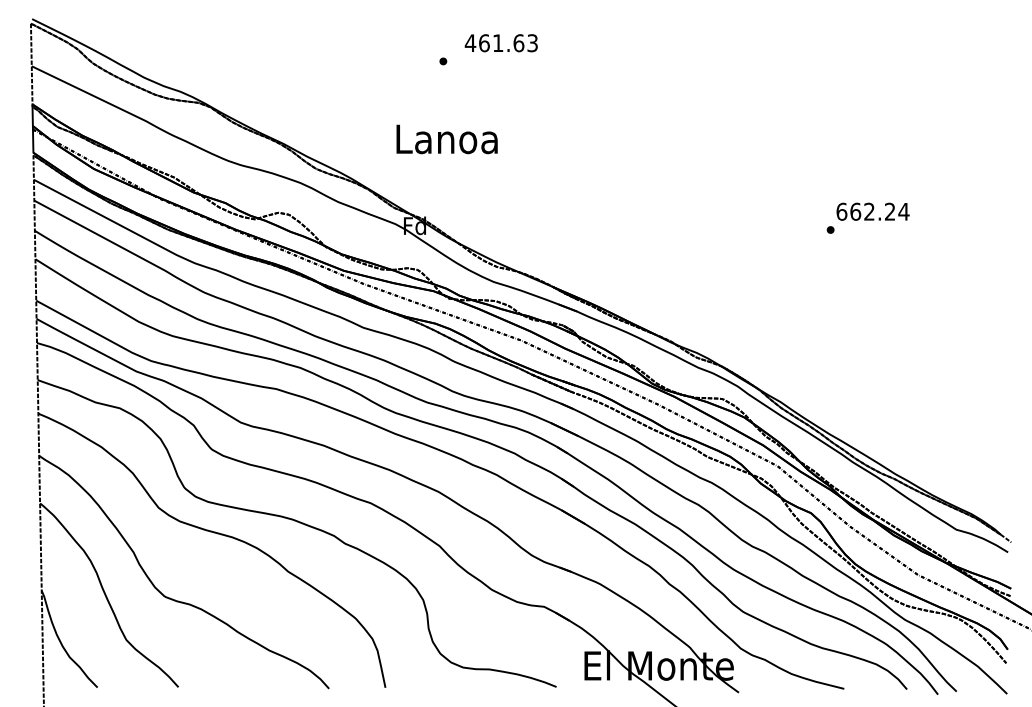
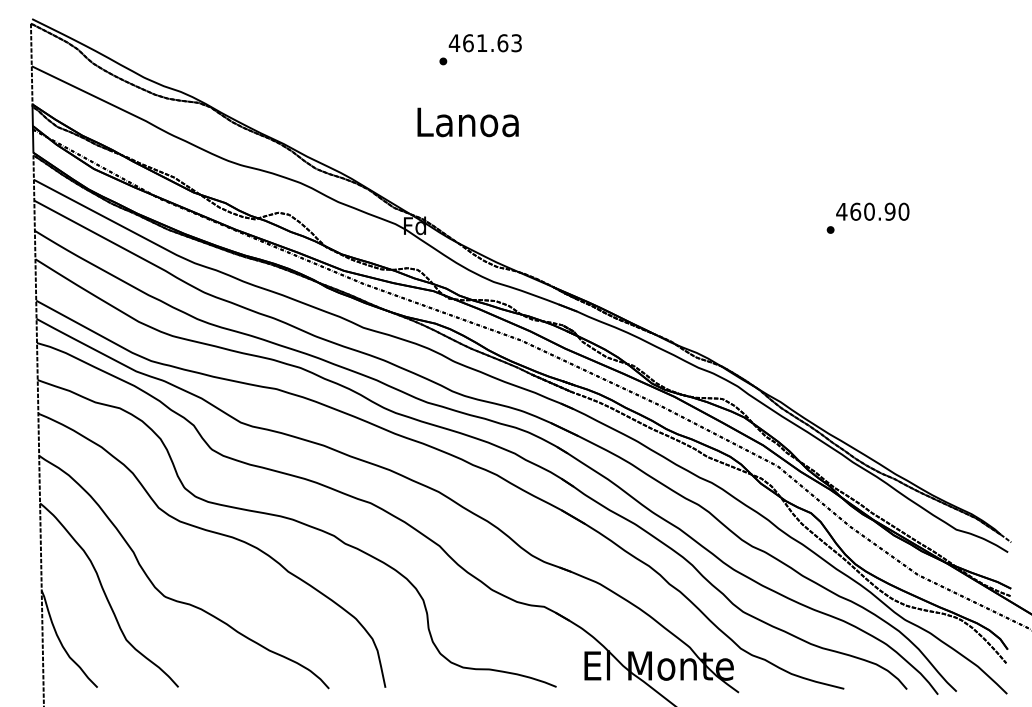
text position: (500, 43) -> (484, 43) (484, 43)
text position: (446, 139) -> (467, 122) (467, 122)
text: 662.24 -> 460.90 (872, 211)
